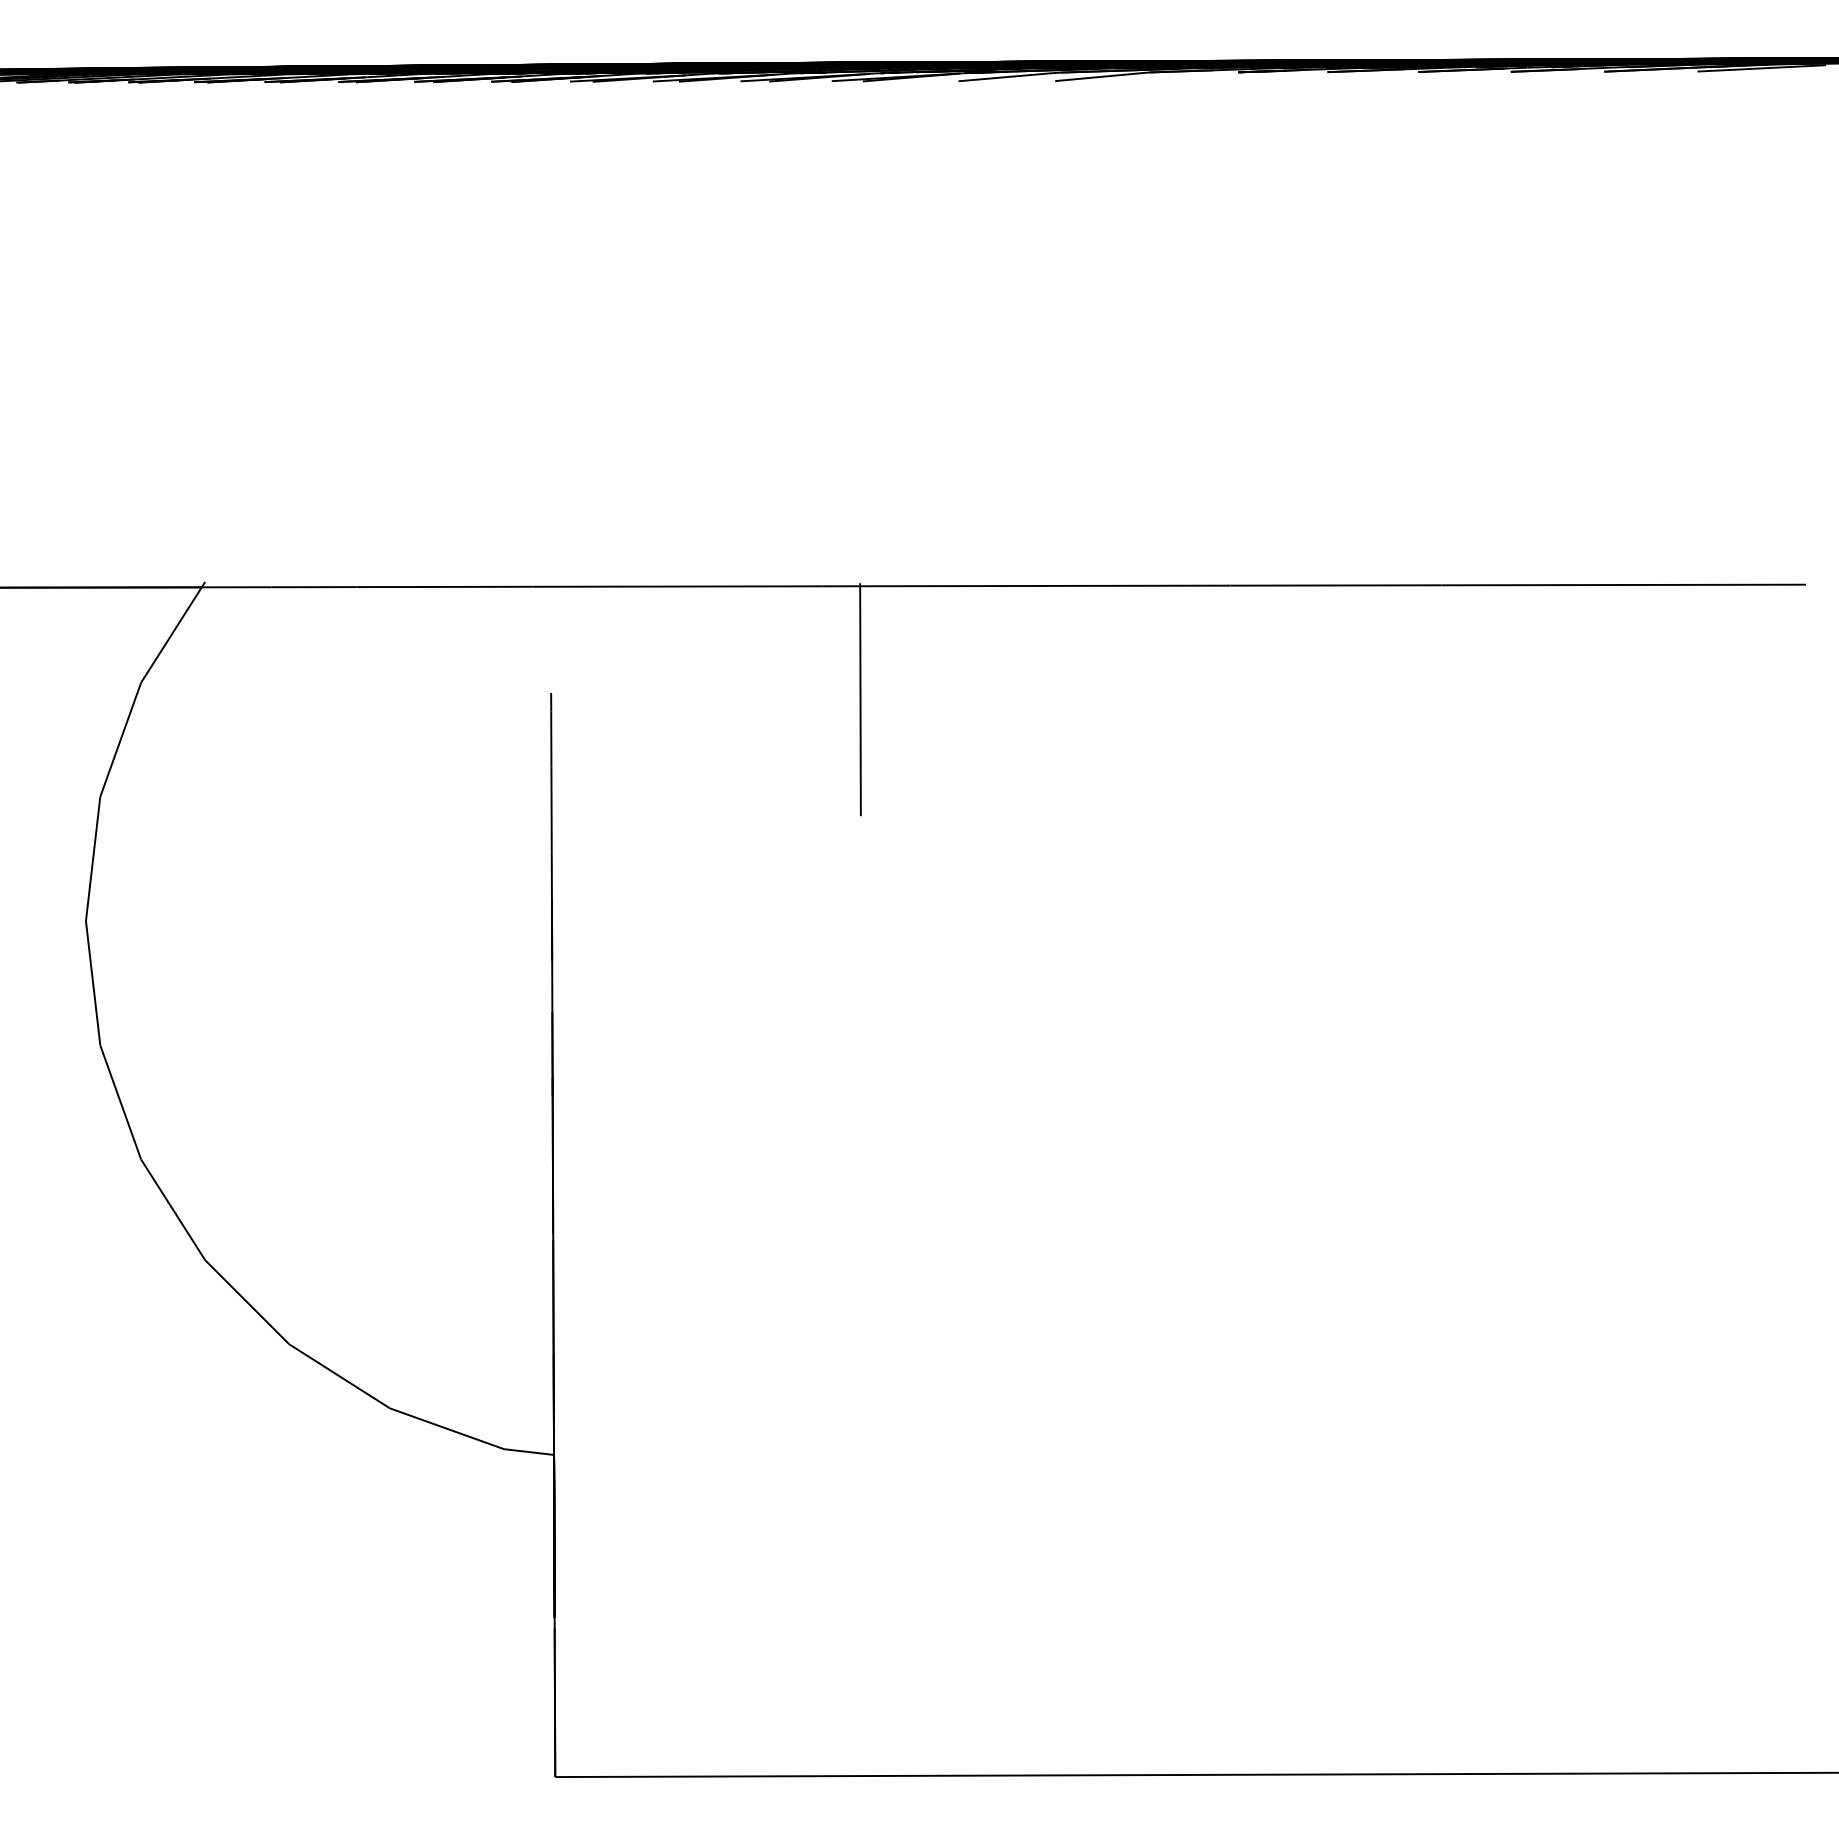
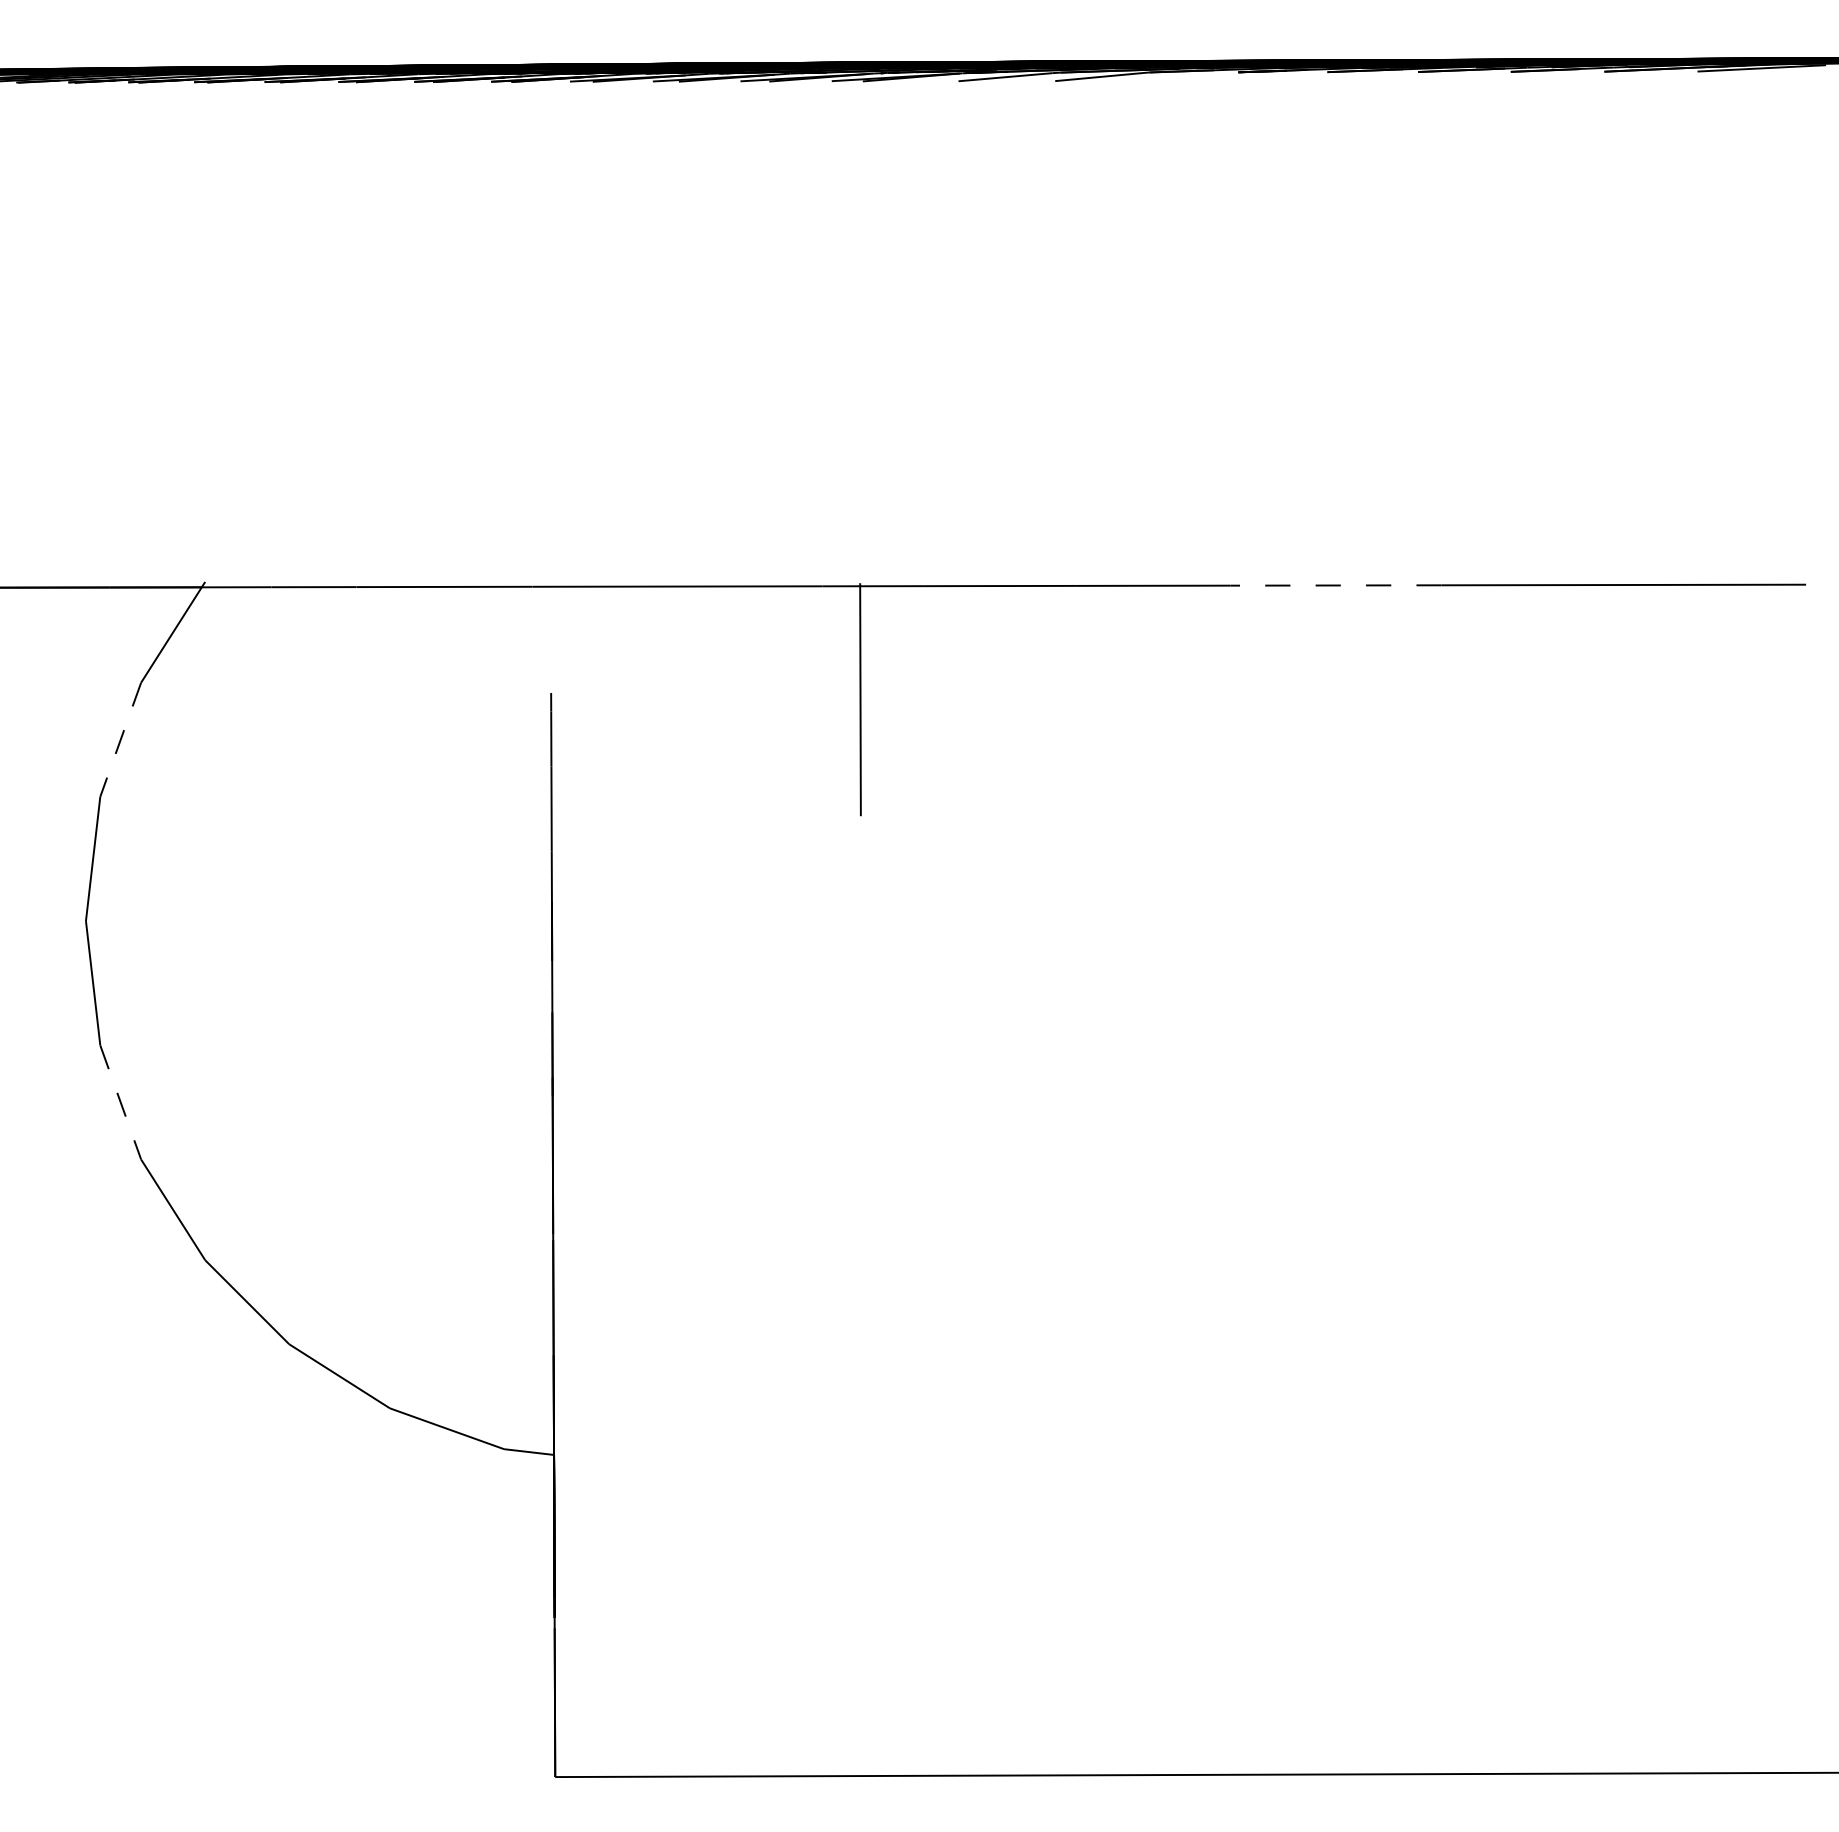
line: solid -> dashed (1336, 585)
line: solid -> dashed (120, 739)
line: solid -> dashed (120, 1102)
